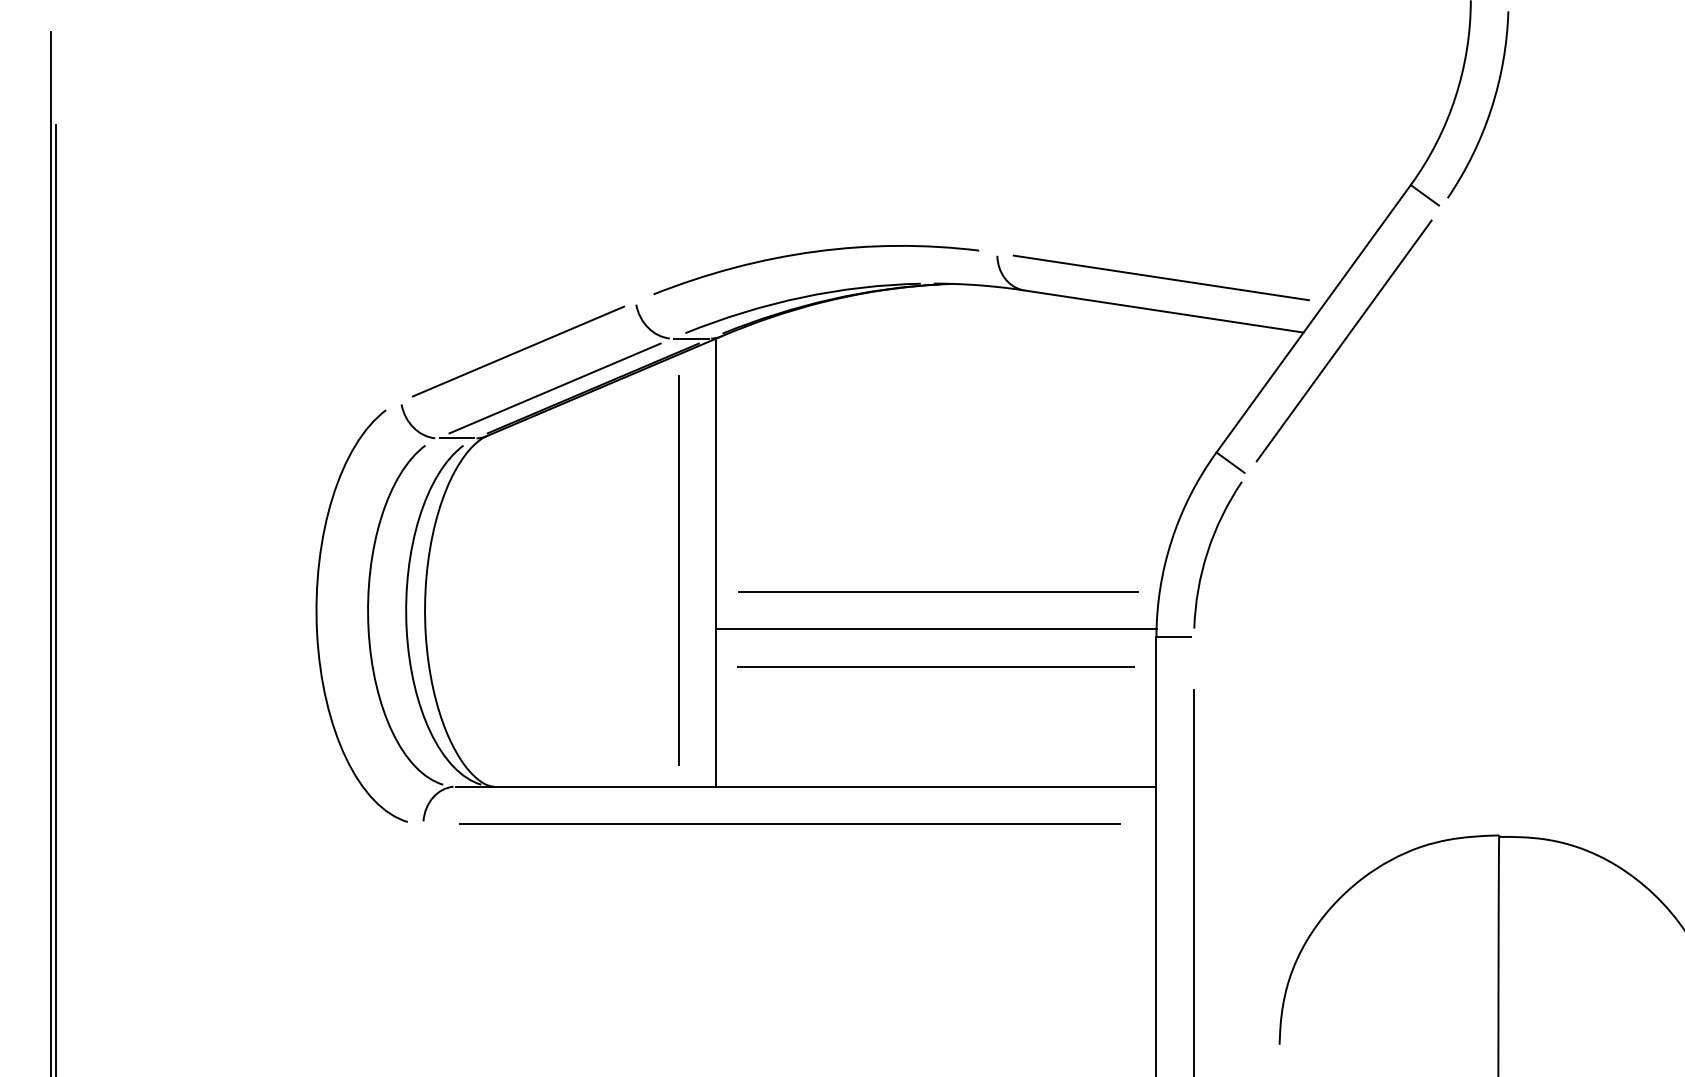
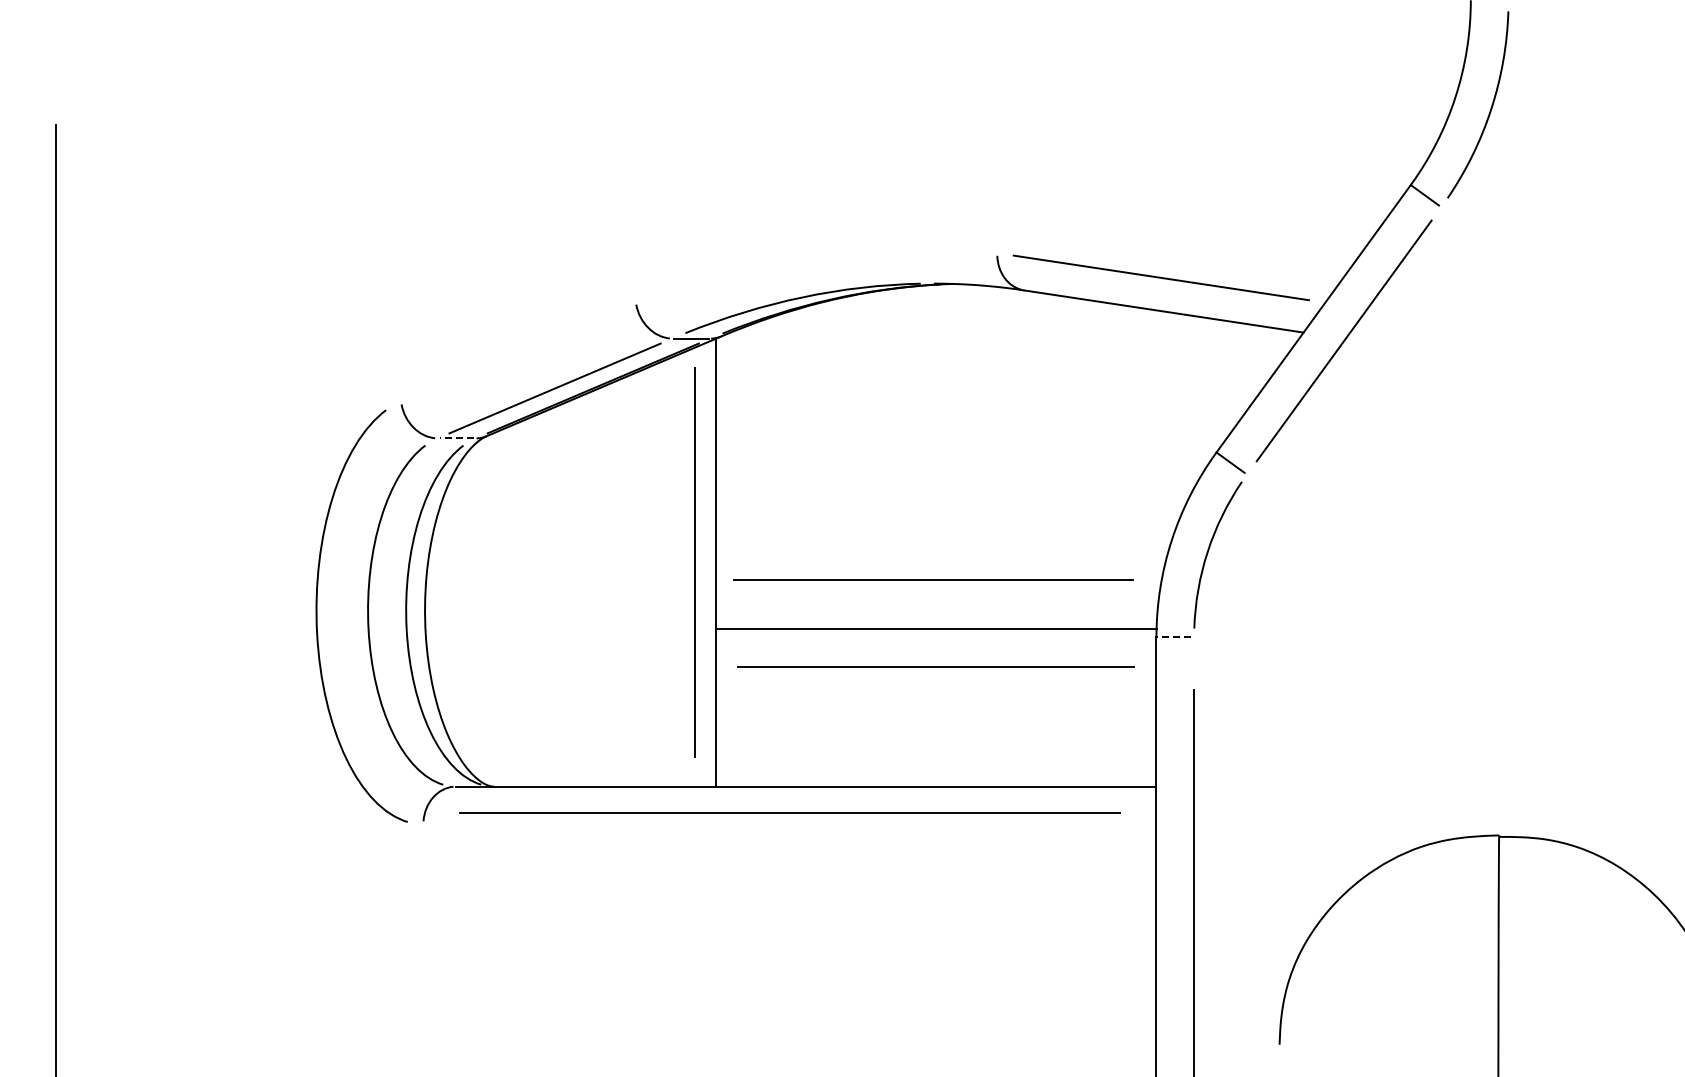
curve: present -> none (811, 253)
line: present -> none (518, 351)
line: solid -> dashed (456, 438)
line: present -> none (50, 552)
line position: (678, 570) -> (694, 562) (694, 562)
line position: (938, 591) -> (933, 579) (933, 579)
line: solid -> dashed (1173, 637)
line position: (789, 823) -> (789, 812) (789, 812)
